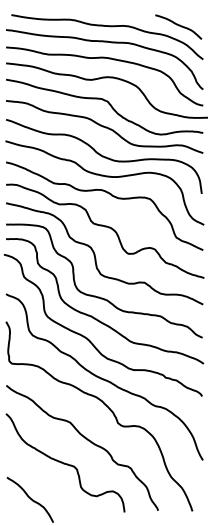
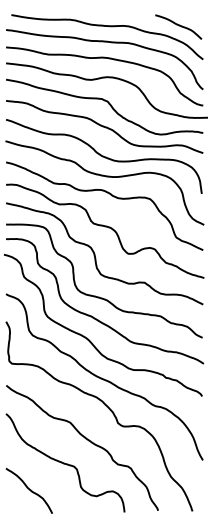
curve position: (29, 498) -> (28, 489) (28, 489)
